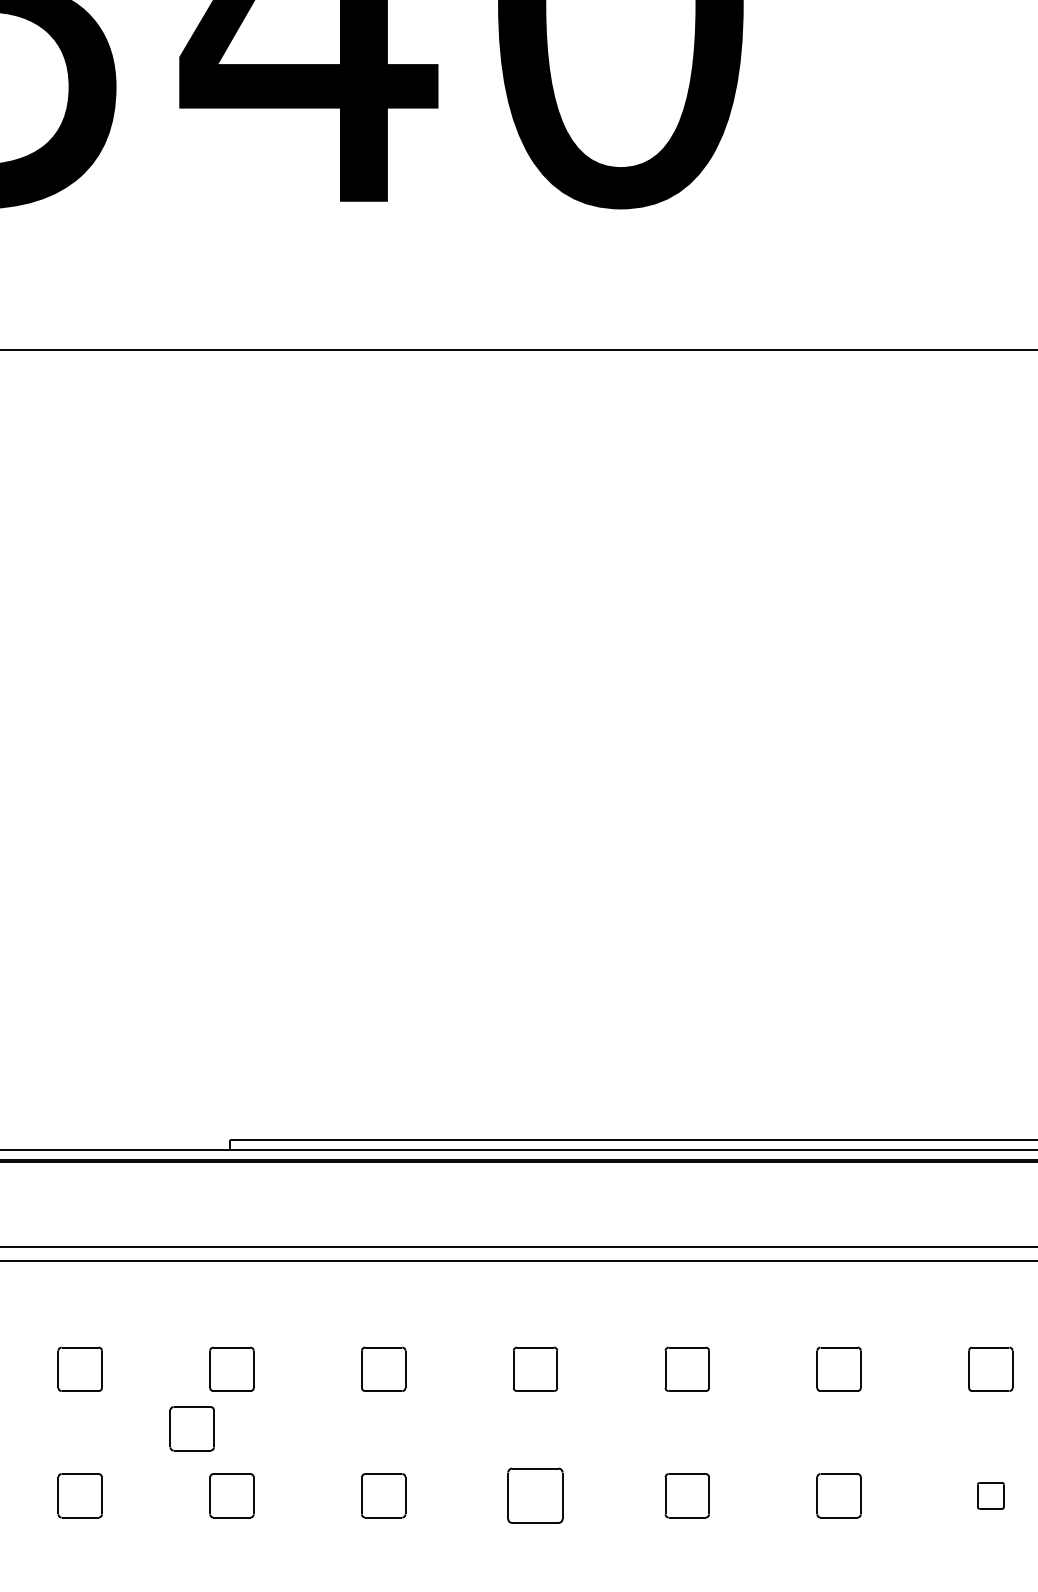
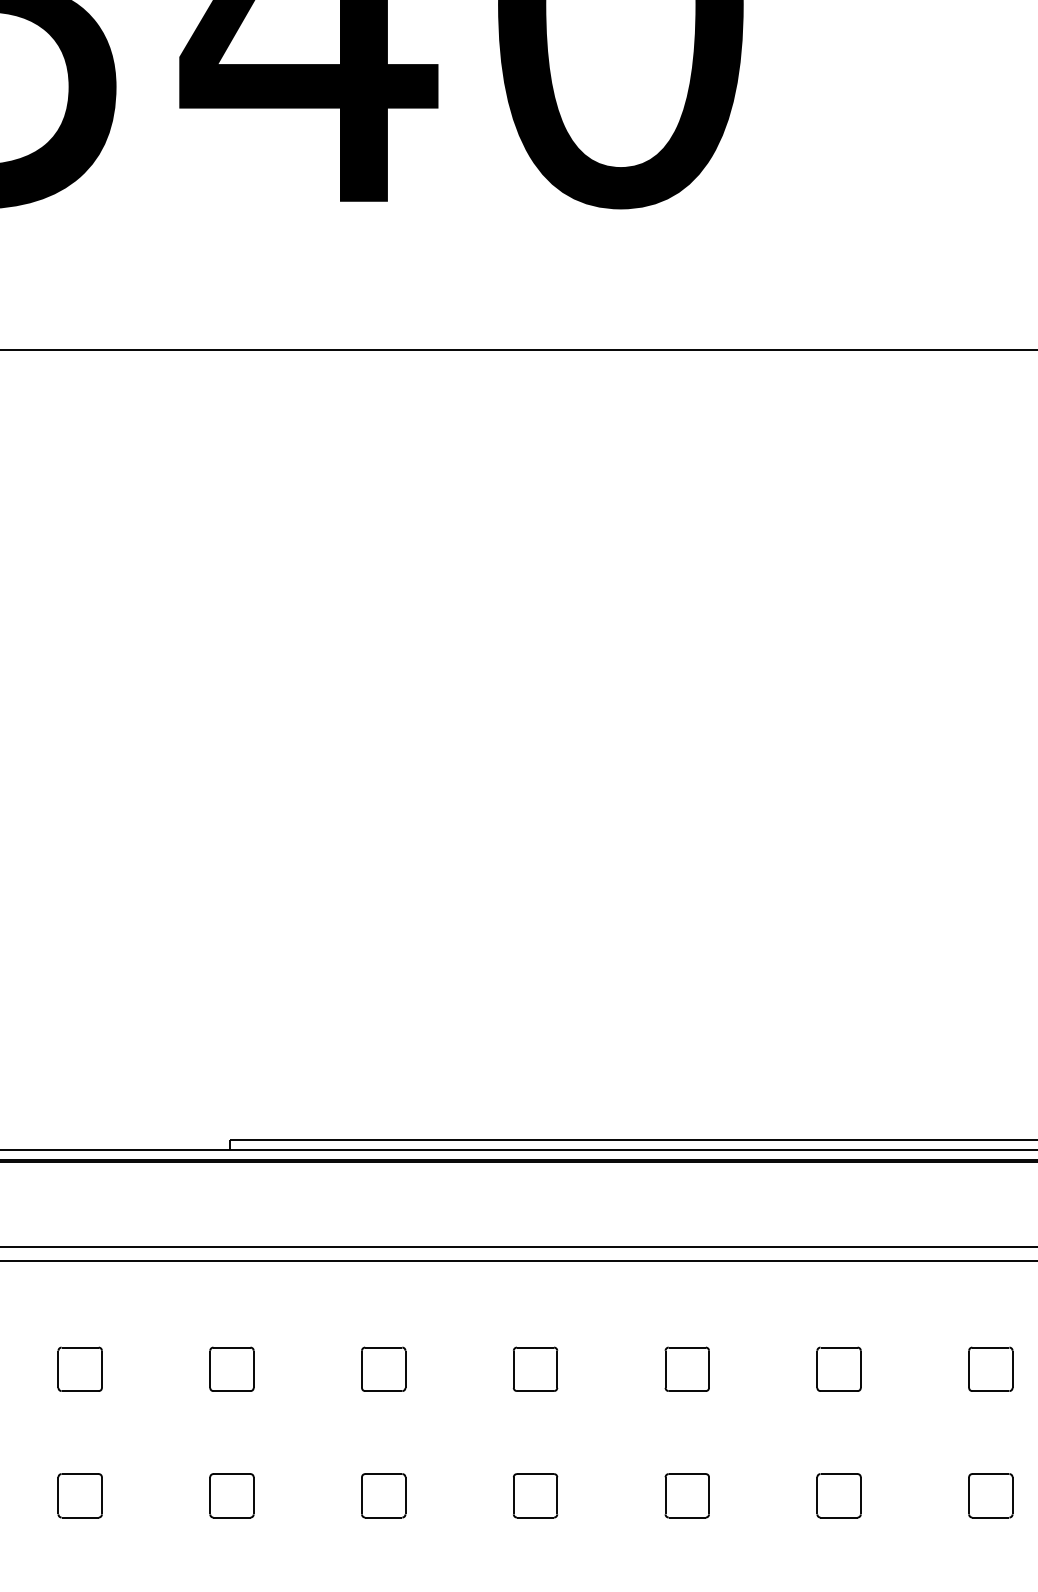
part: present -> none (191, 1428)
part size: 57x57 px -> 46x46 px (535, 1495)
part size: 28x28 px -> 46x46 px (990, 1495)
